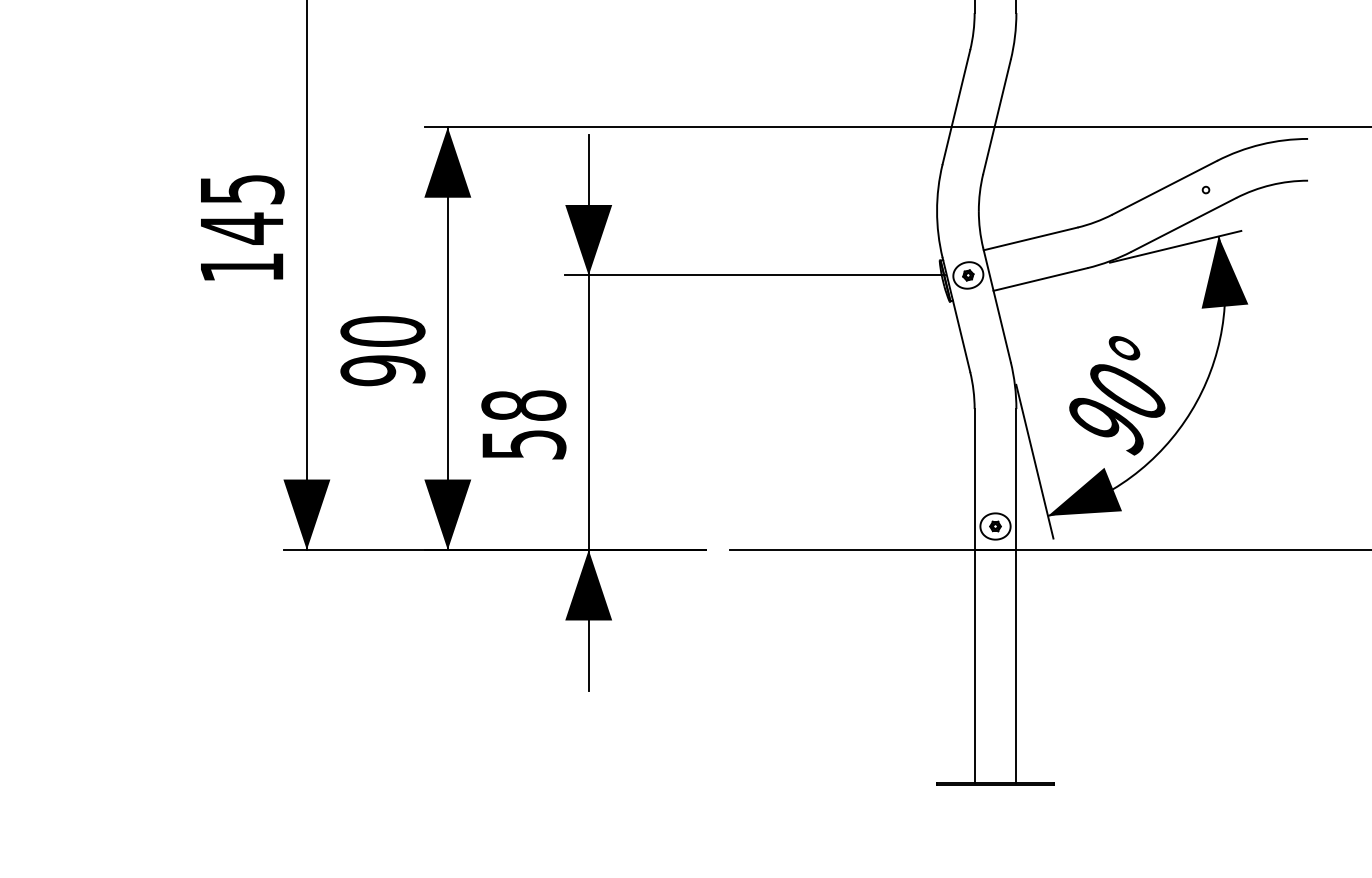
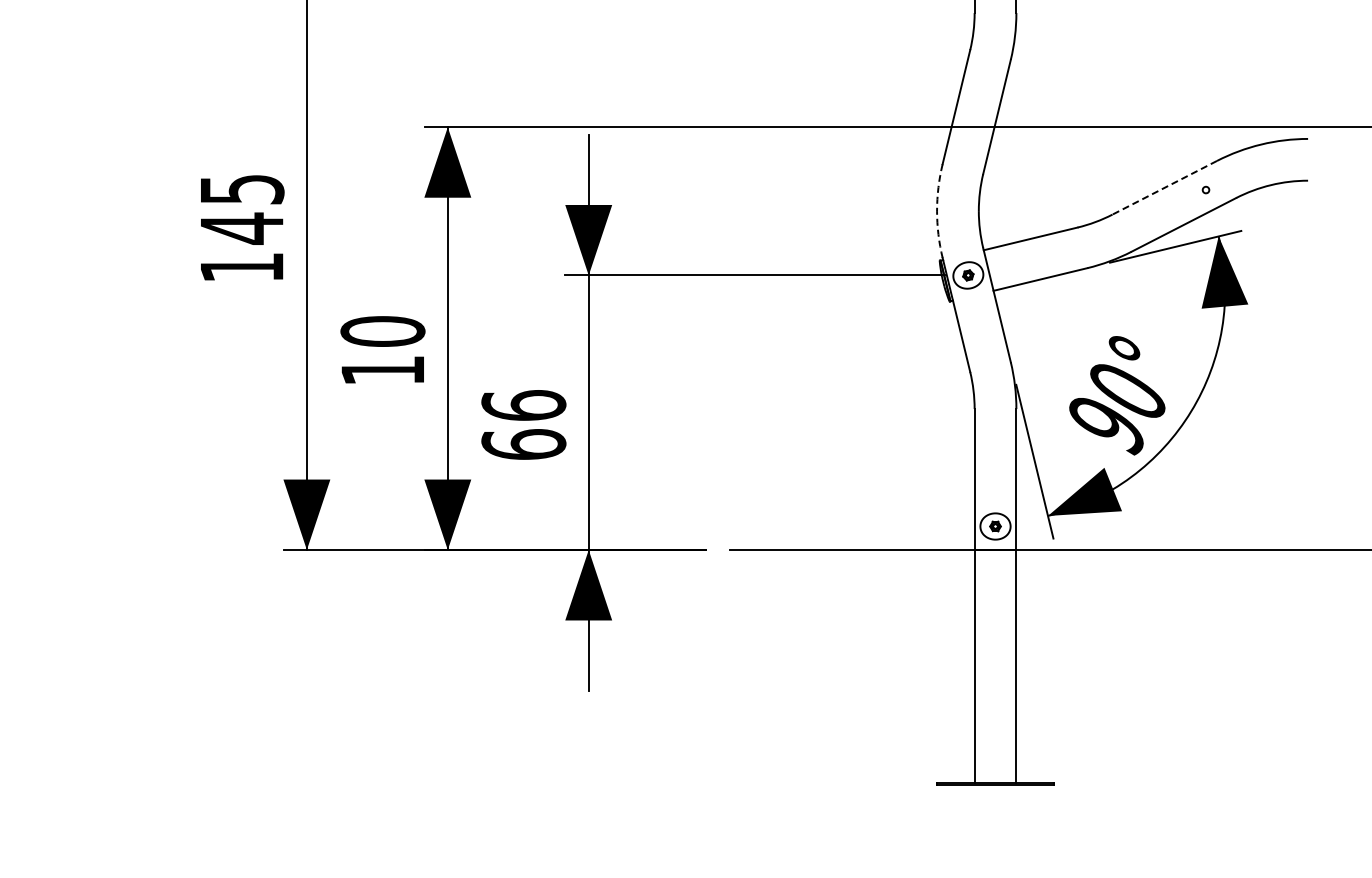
line: solid -> dashed (1164, 187)
arc: solid -> dashed (937, 211)
text: 90 -> 10 (382, 370)
text: 58 -> 66 (523, 424)
